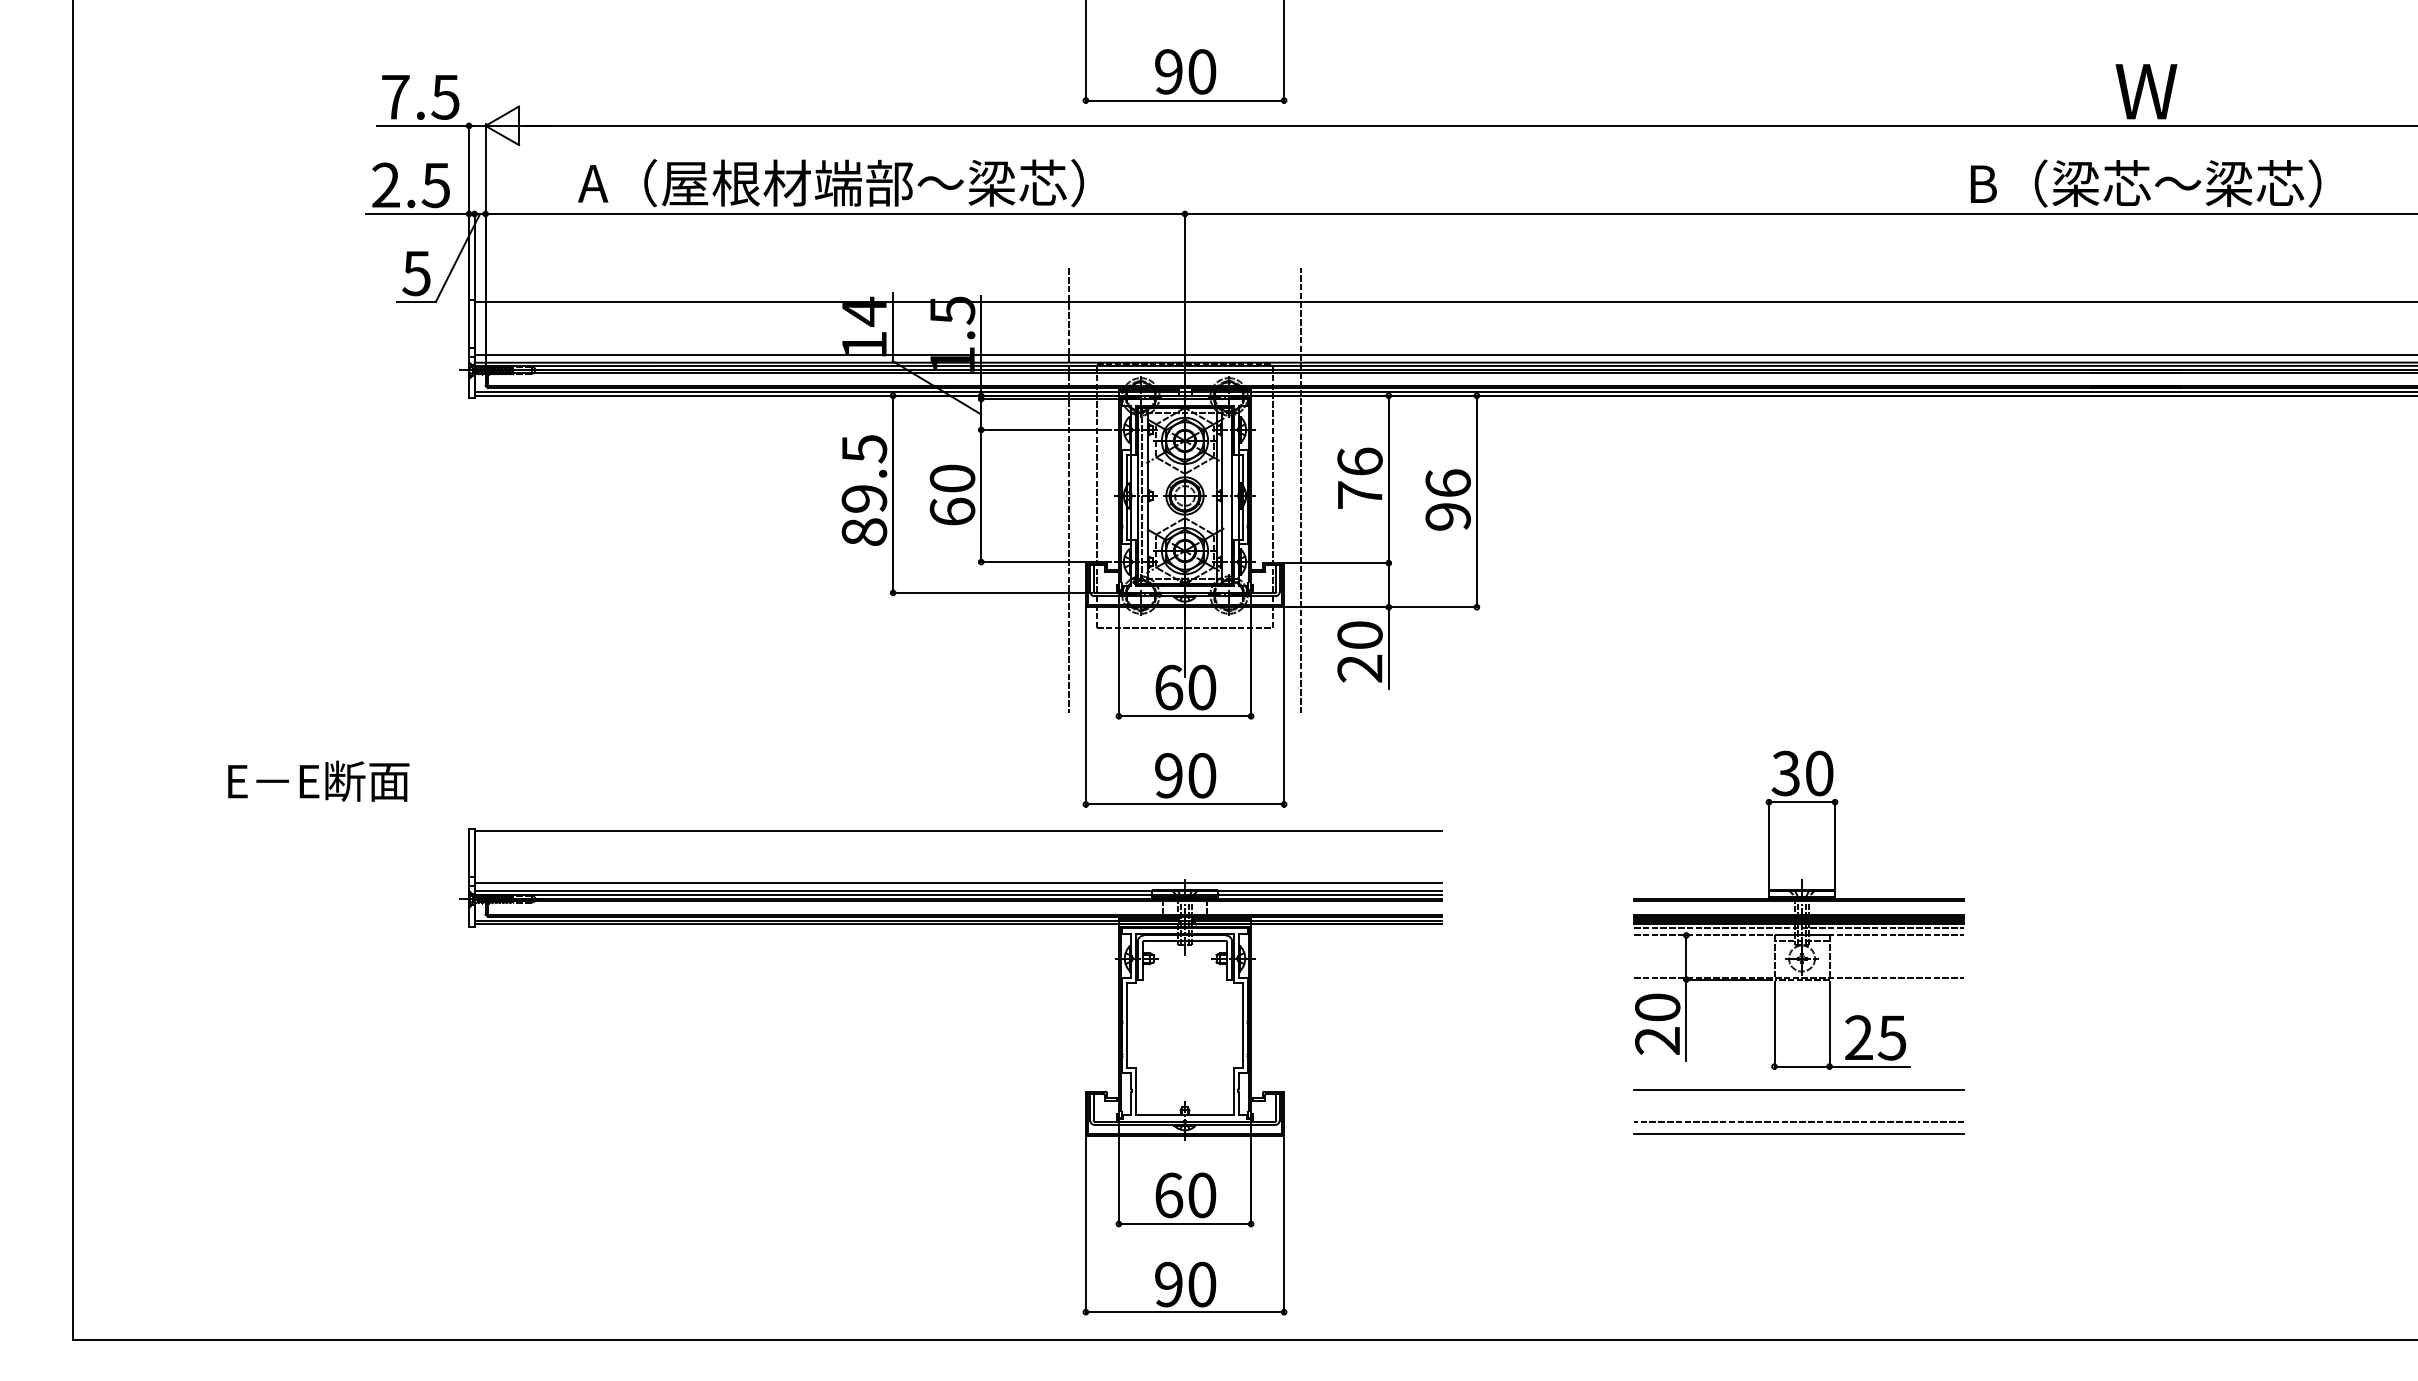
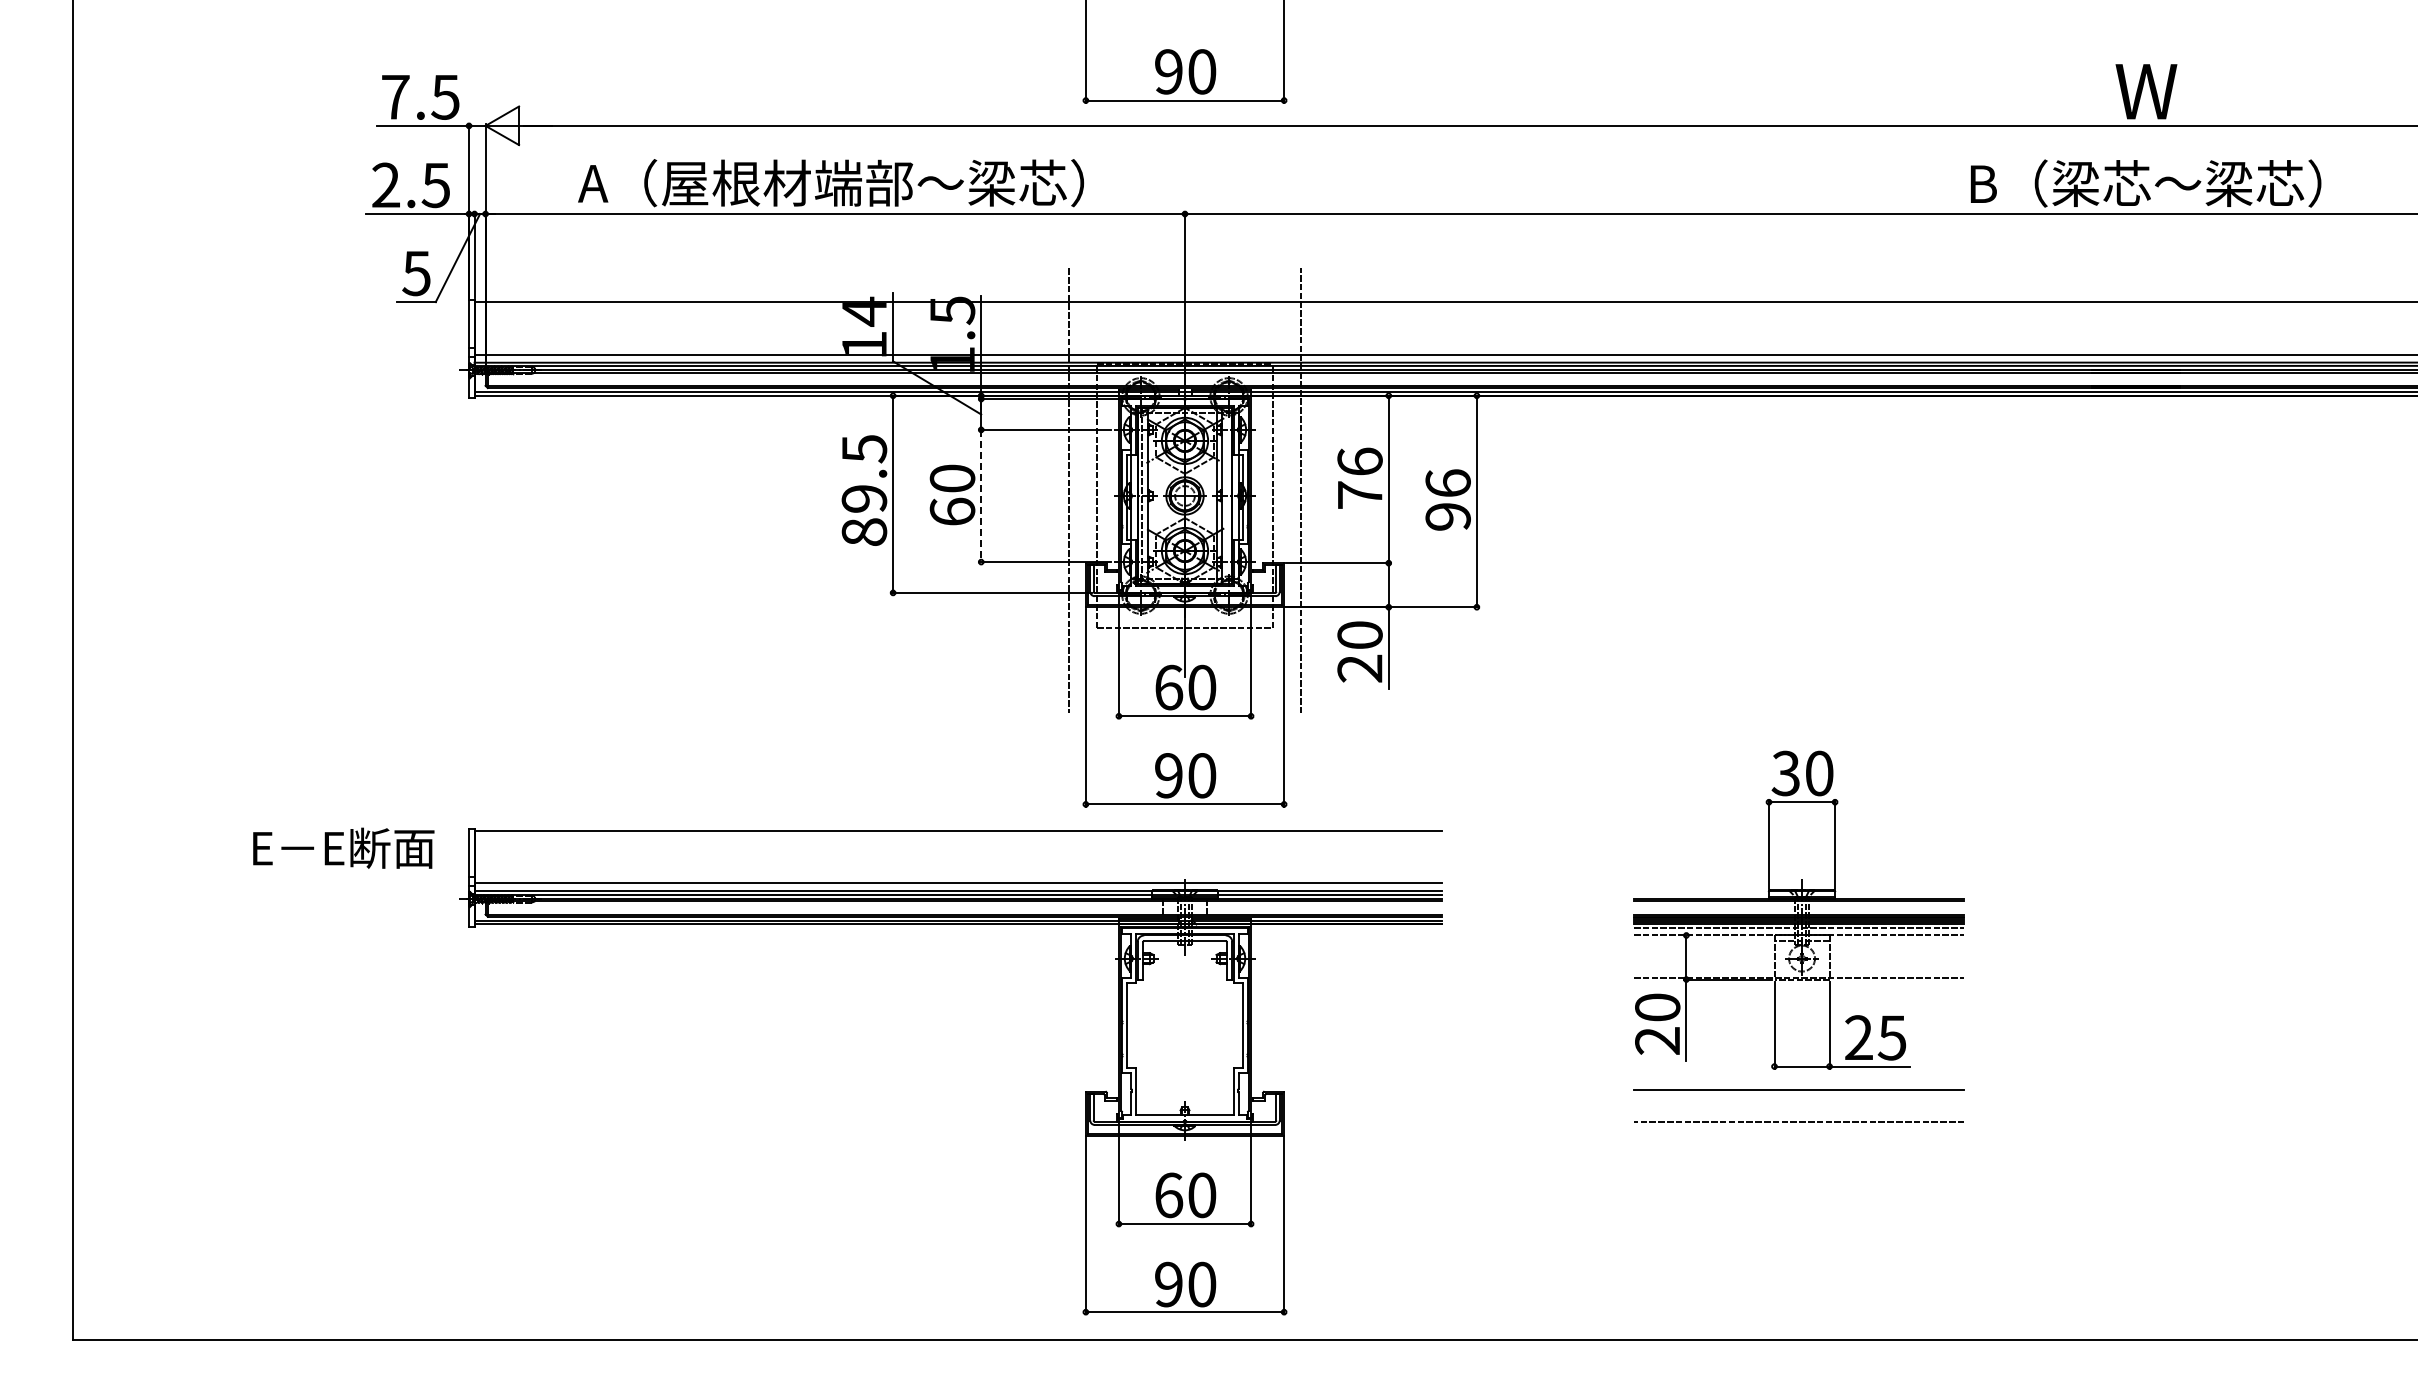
line: solid -> dashed (981, 496)
text position: (318, 780) -> (343, 847) (343, 847)
line: present -> none (1798, 1133)
